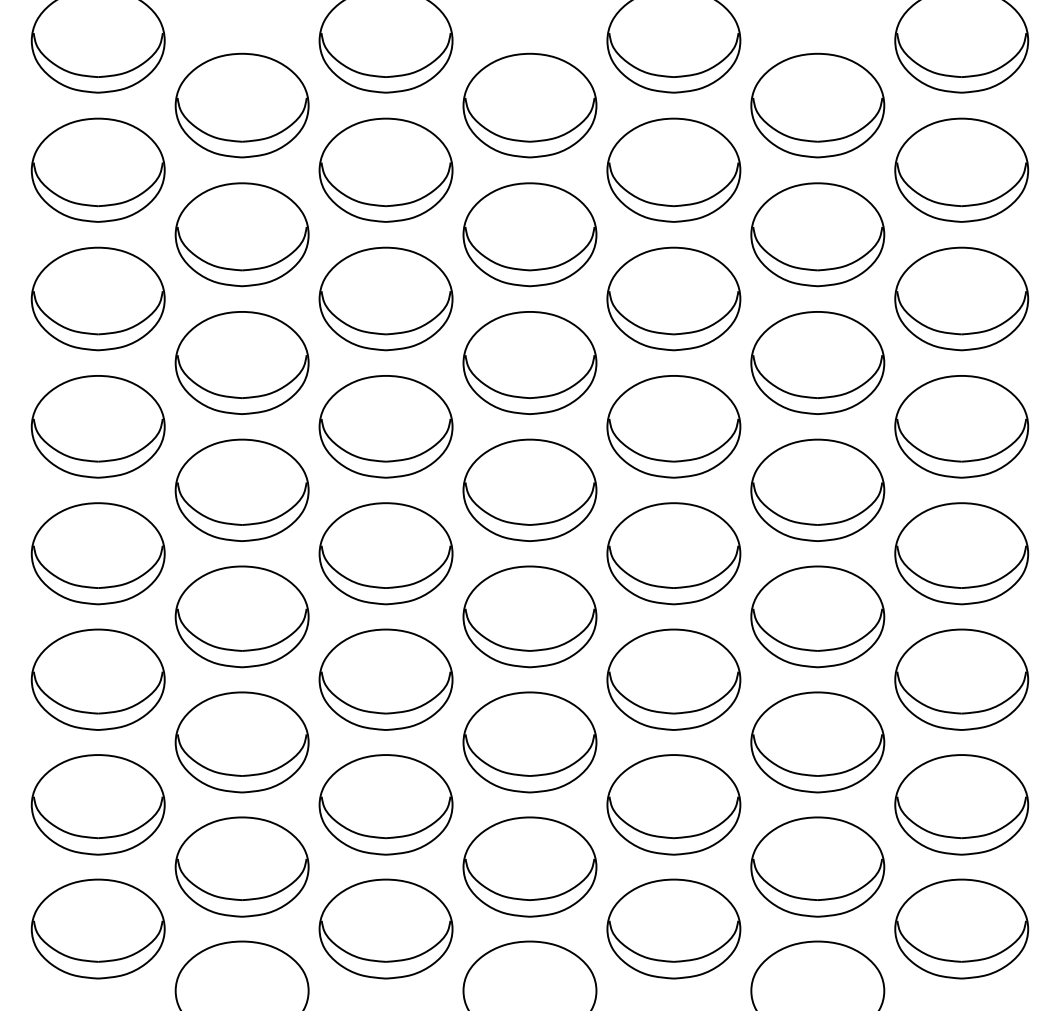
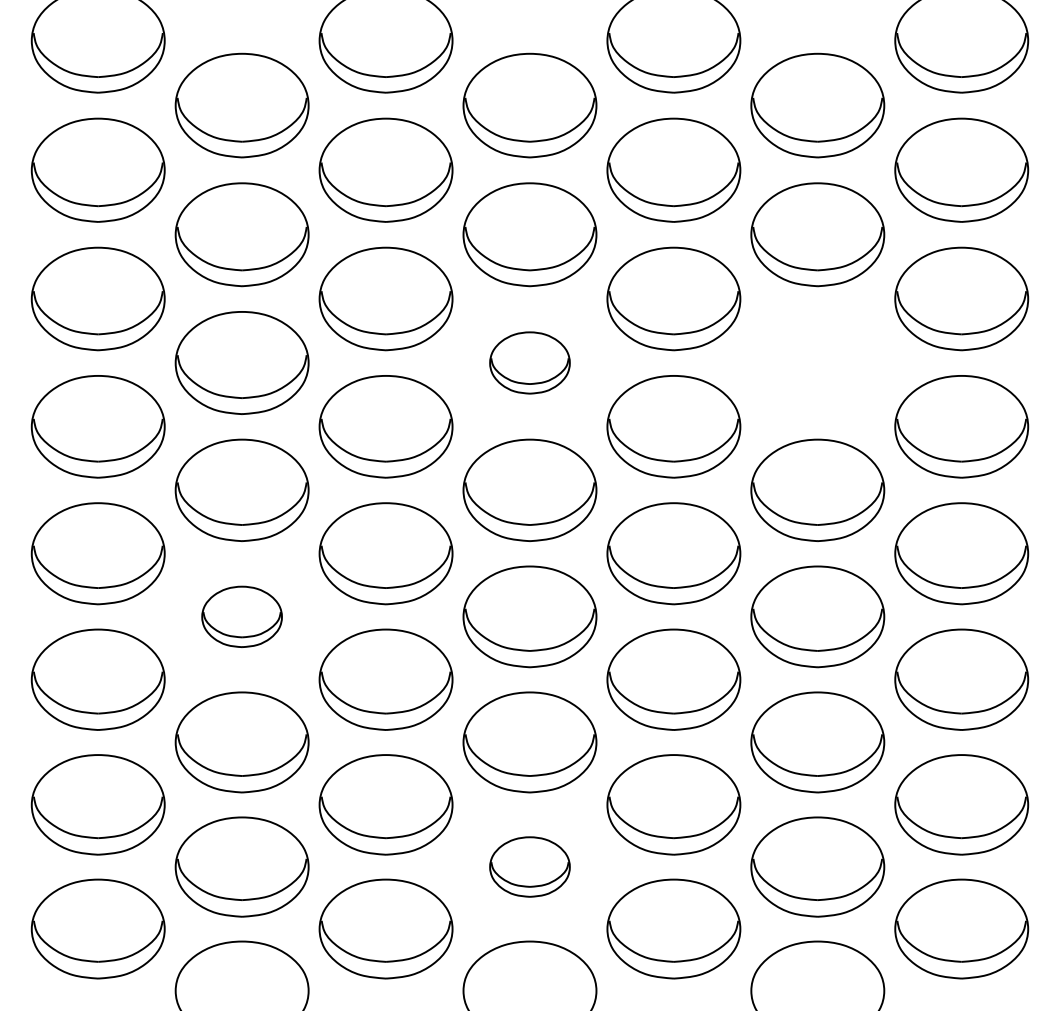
part size: 136x104 px -> 82x64 px (529, 362)
part: present -> none (817, 362)
part size: 136x104 px -> 82x63 px (241, 616)
part size: 136x102 px -> 82x62 px (529, 866)
